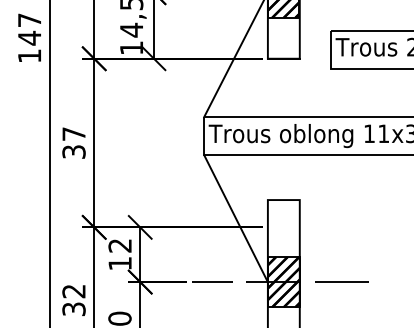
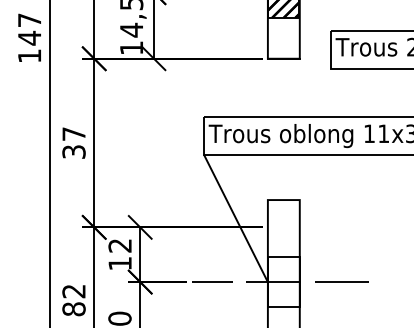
line: present -> none (233, 59)
hatch: present -> none (283, 282)
text: 32 -> 82 (73, 309)
